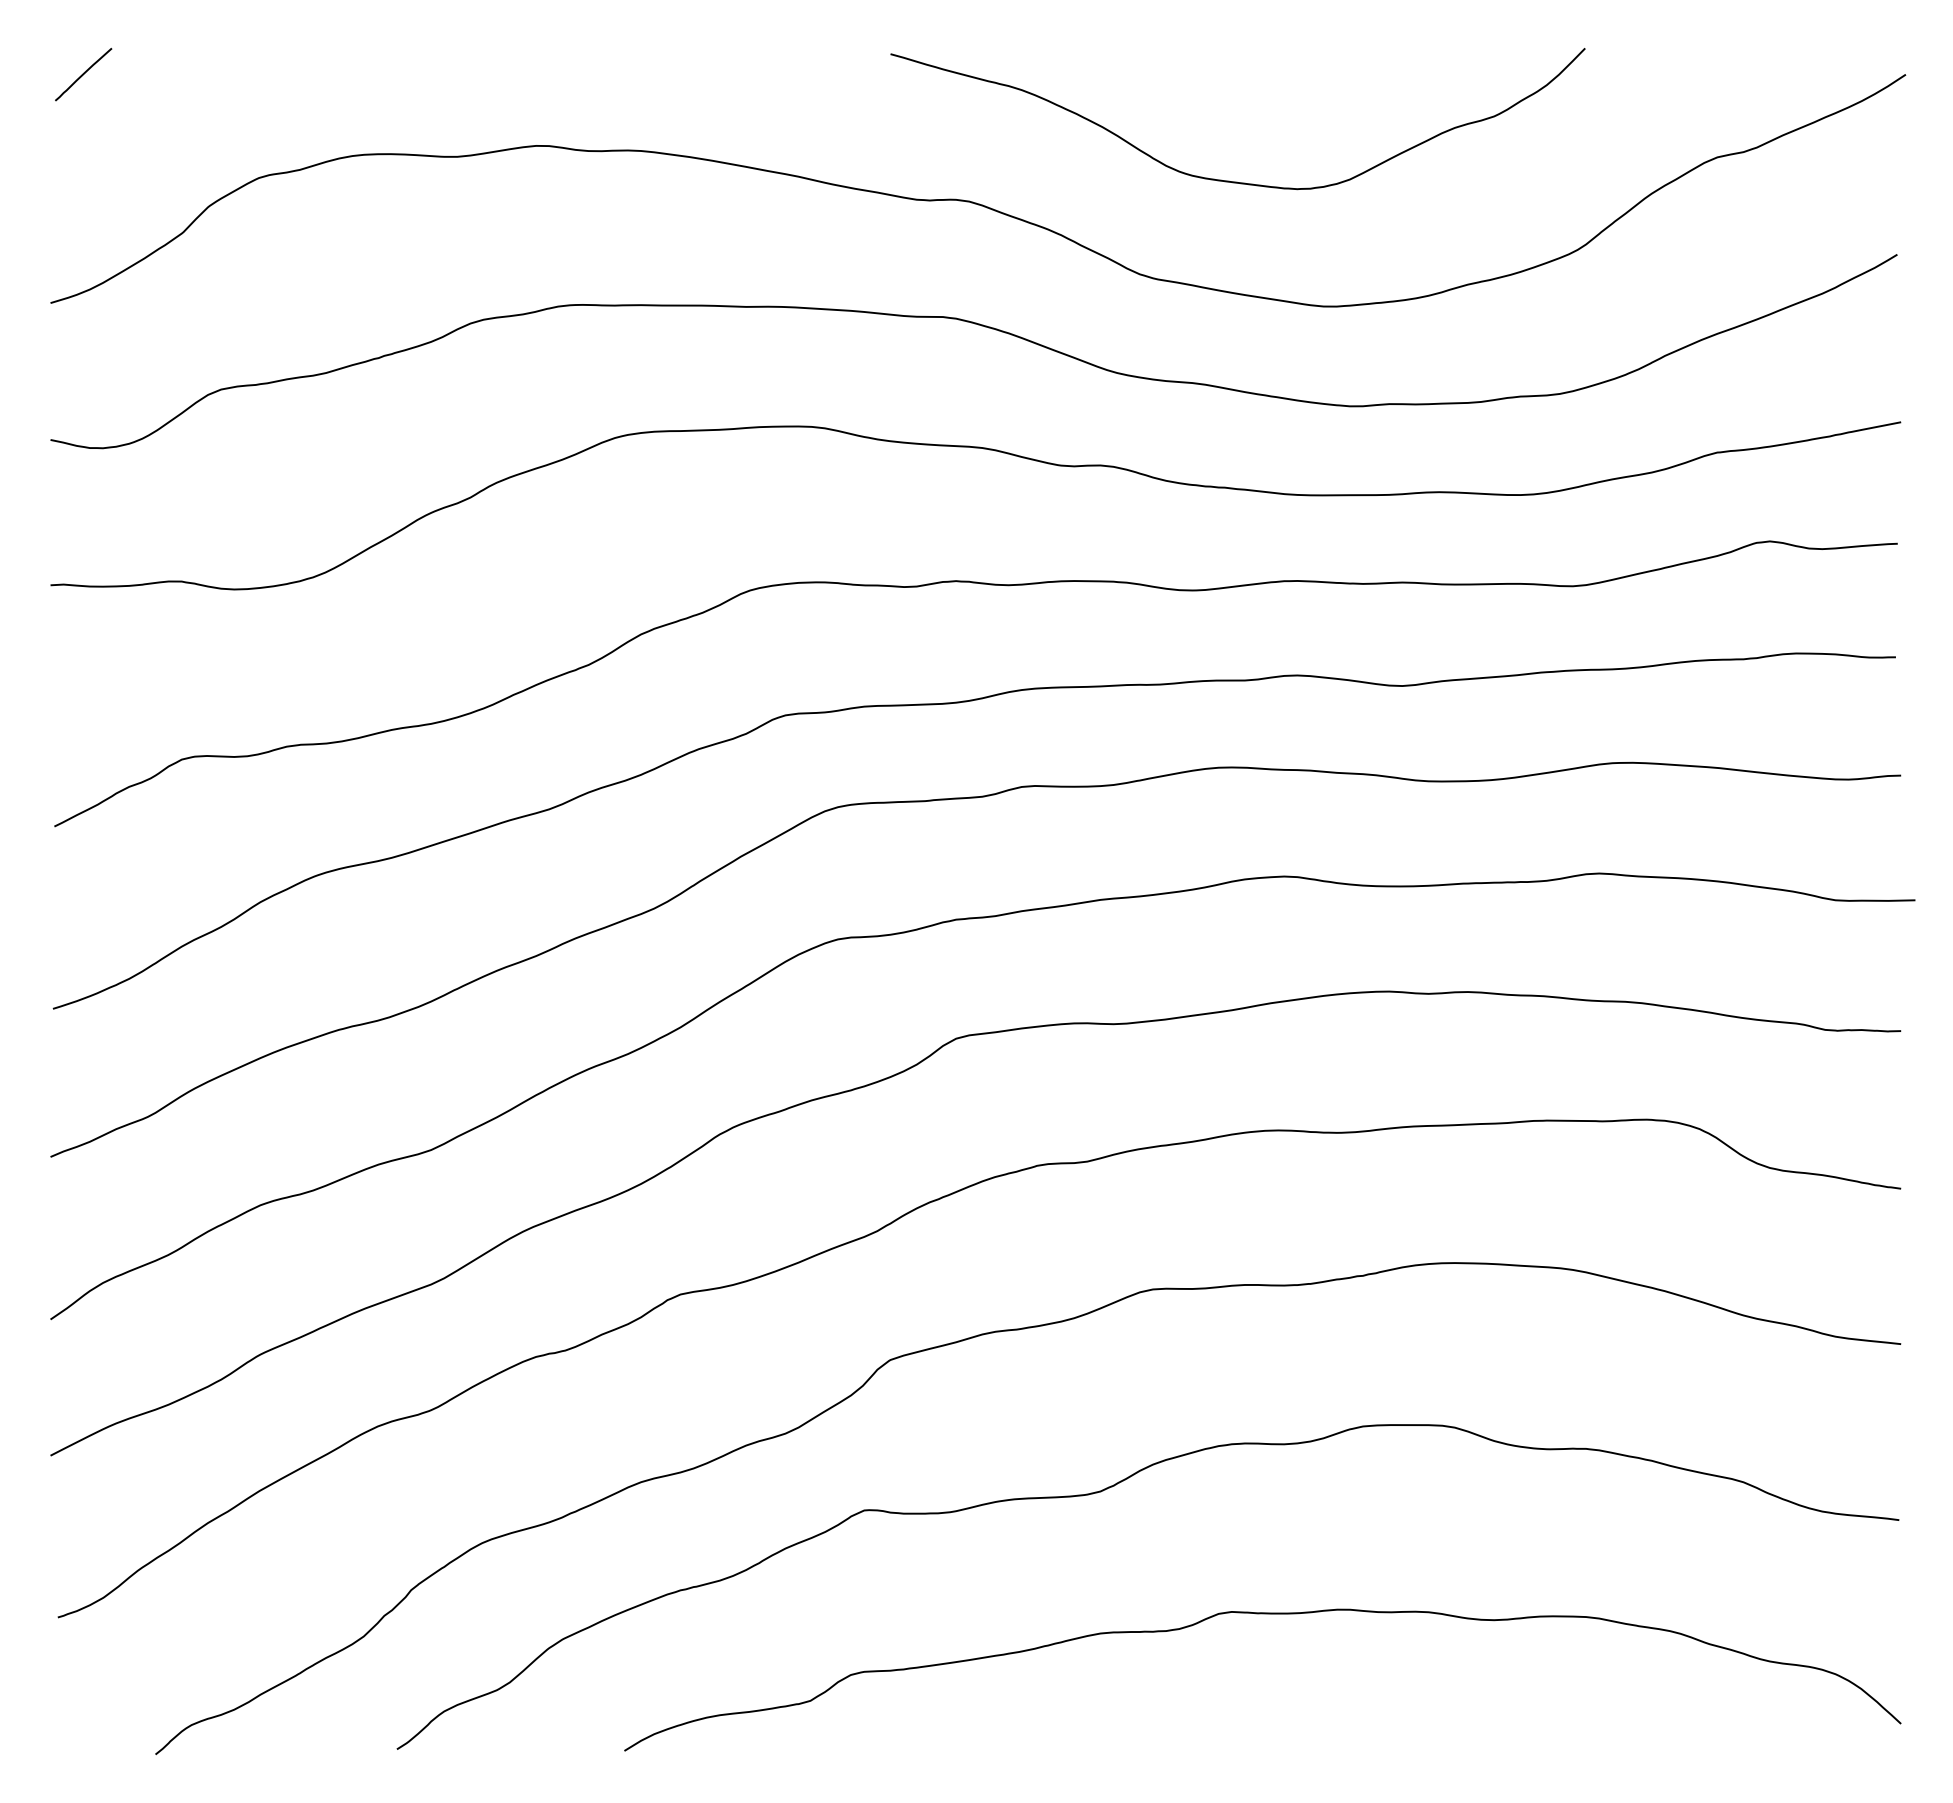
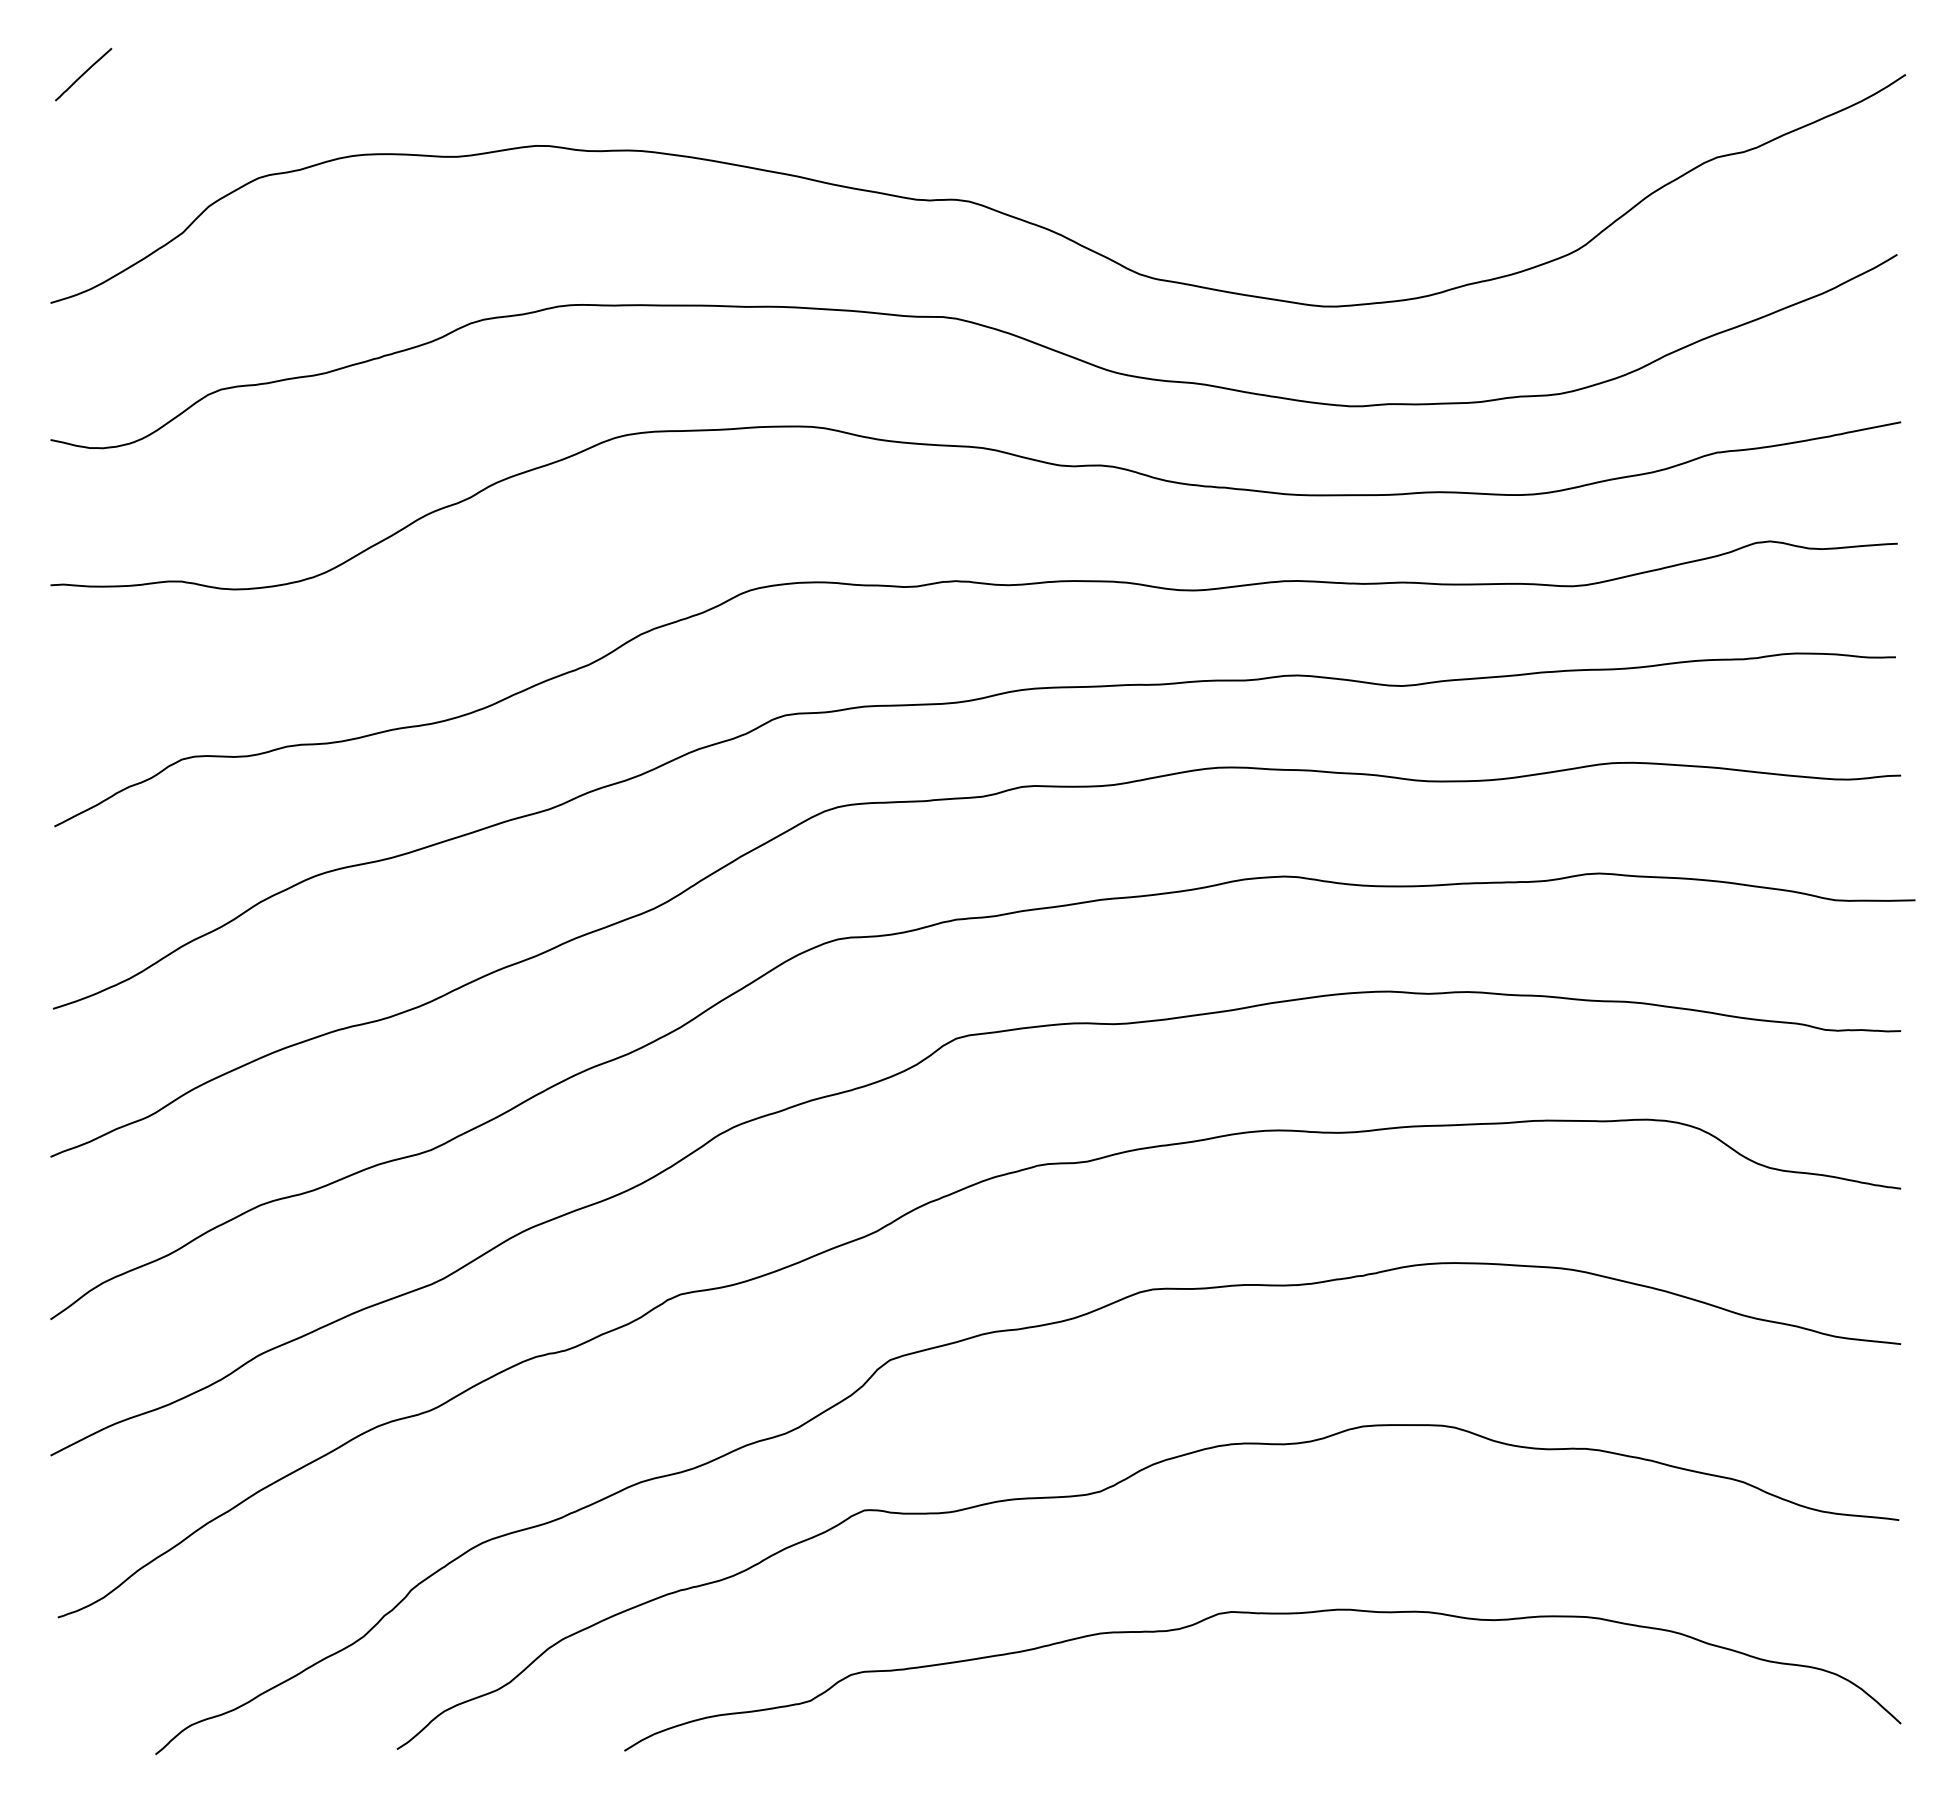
curve: present -> none (1229, 180)
